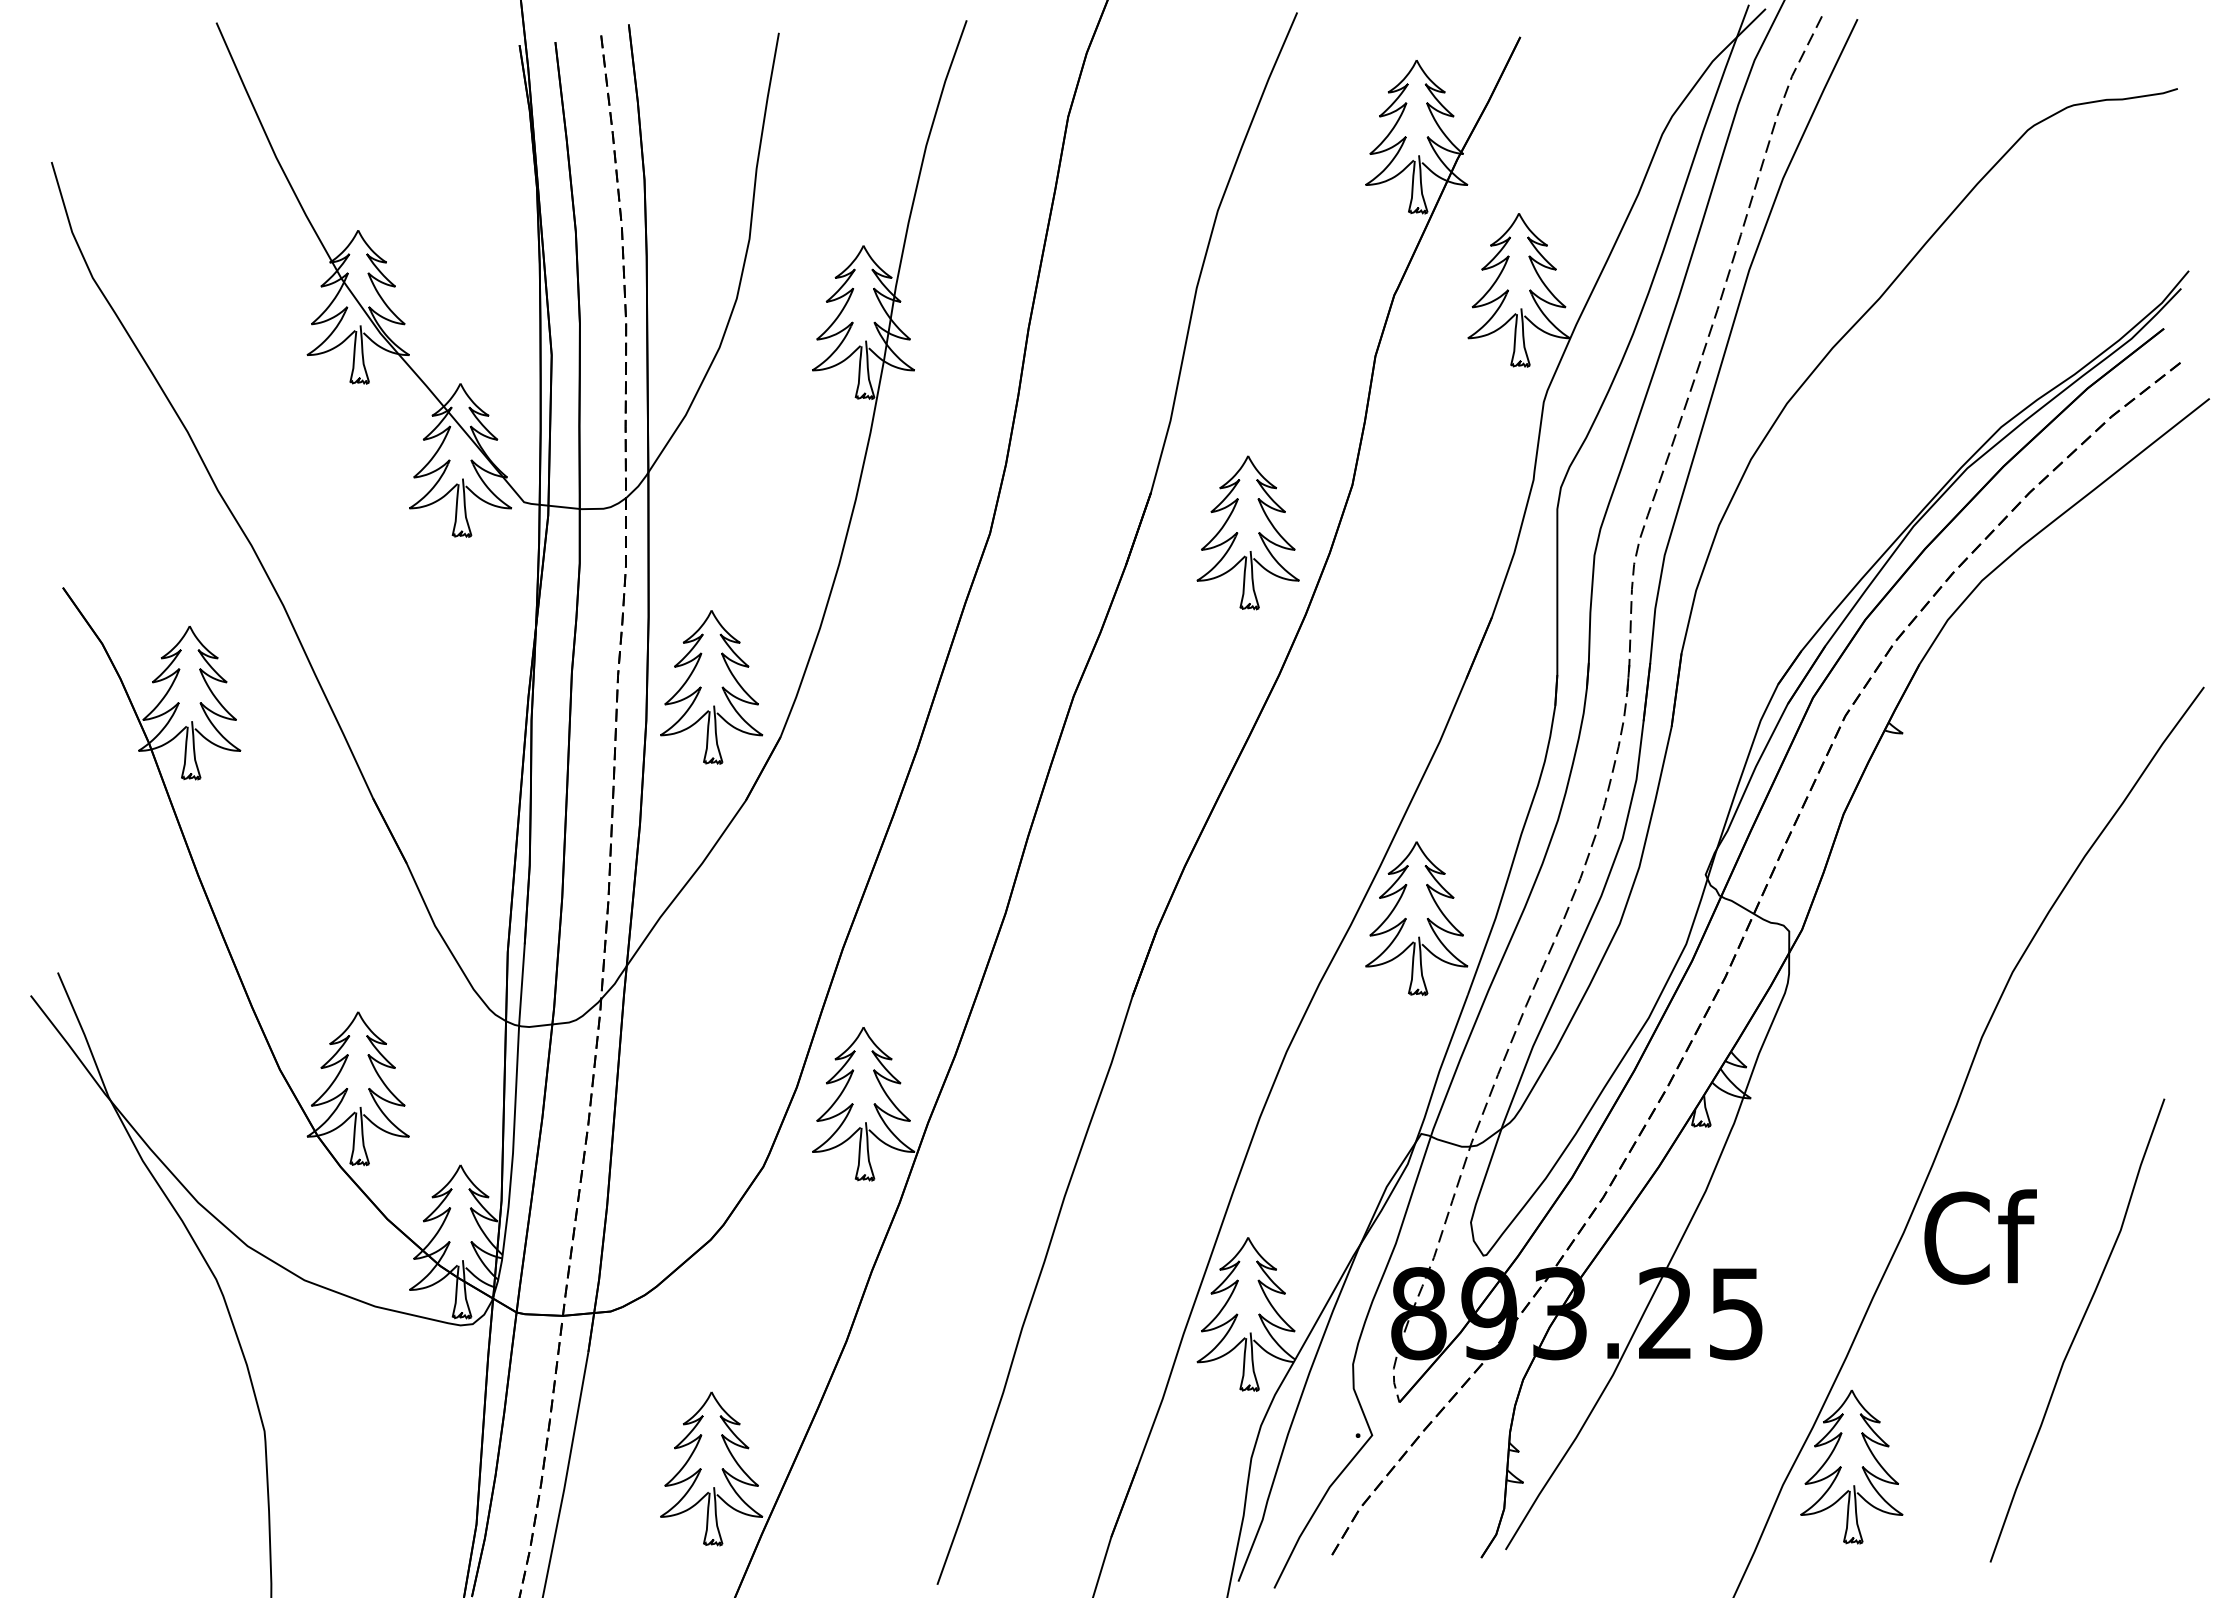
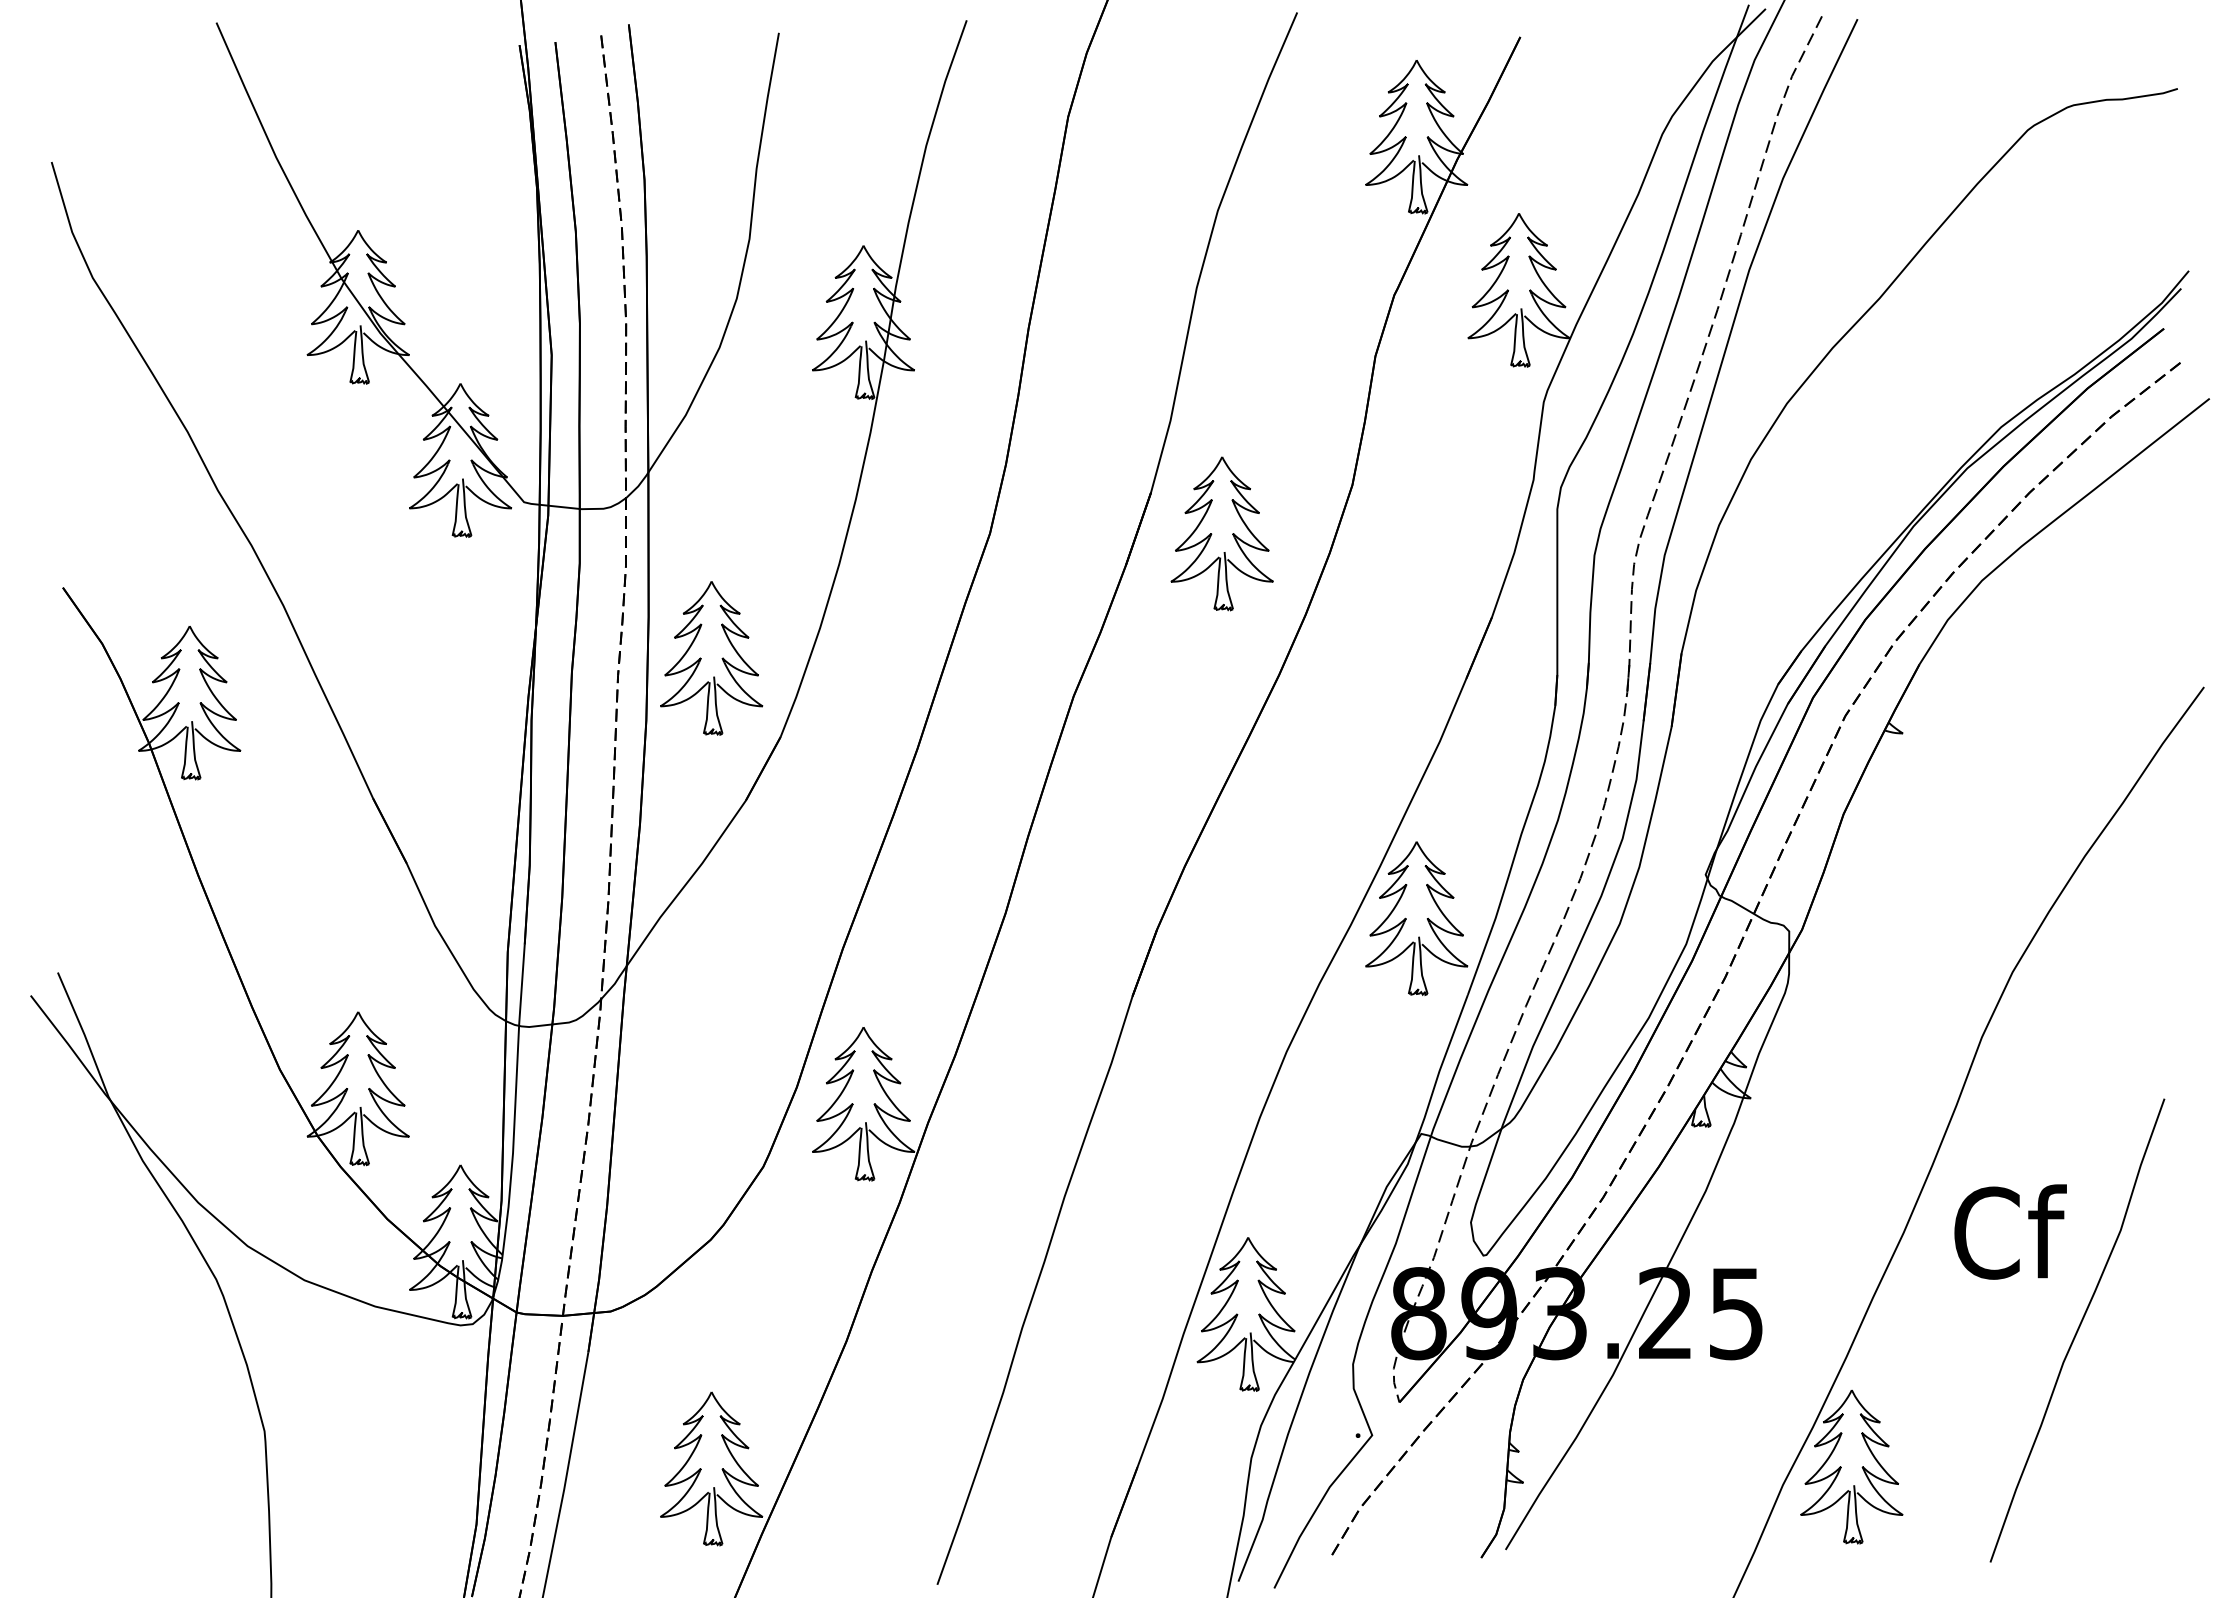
part position: (1247, 532) -> (1221, 533) (1221, 533)
part position: (711, 687) -> (711, 658) (711, 658)
text position: (1980, 1236) -> (2010, 1231) (2010, 1231)
